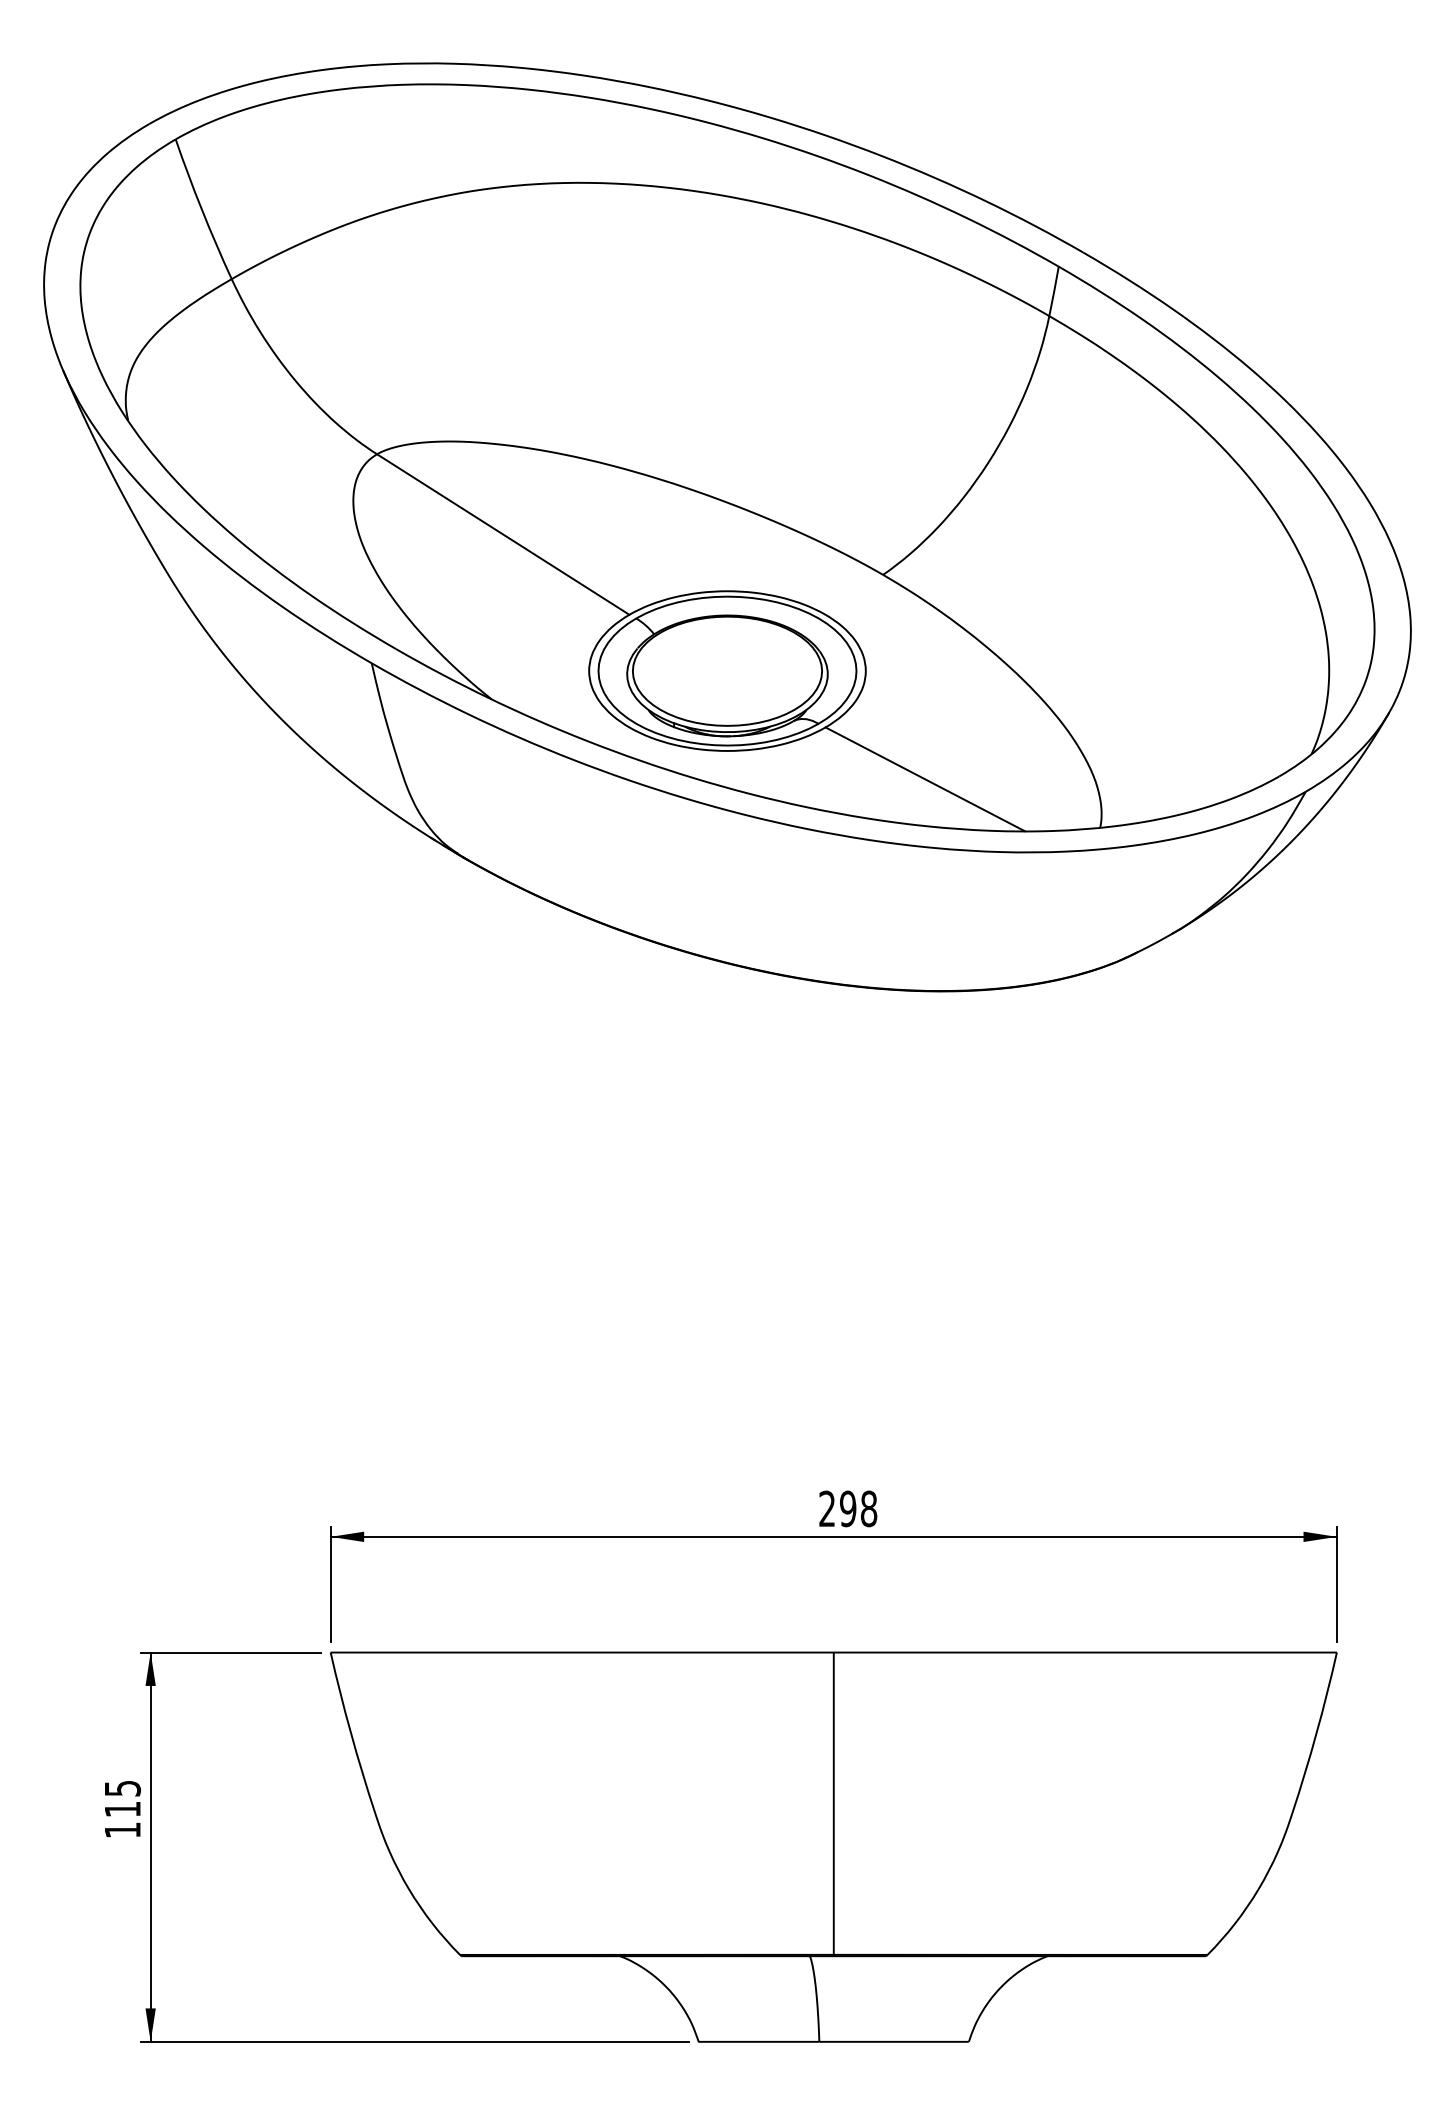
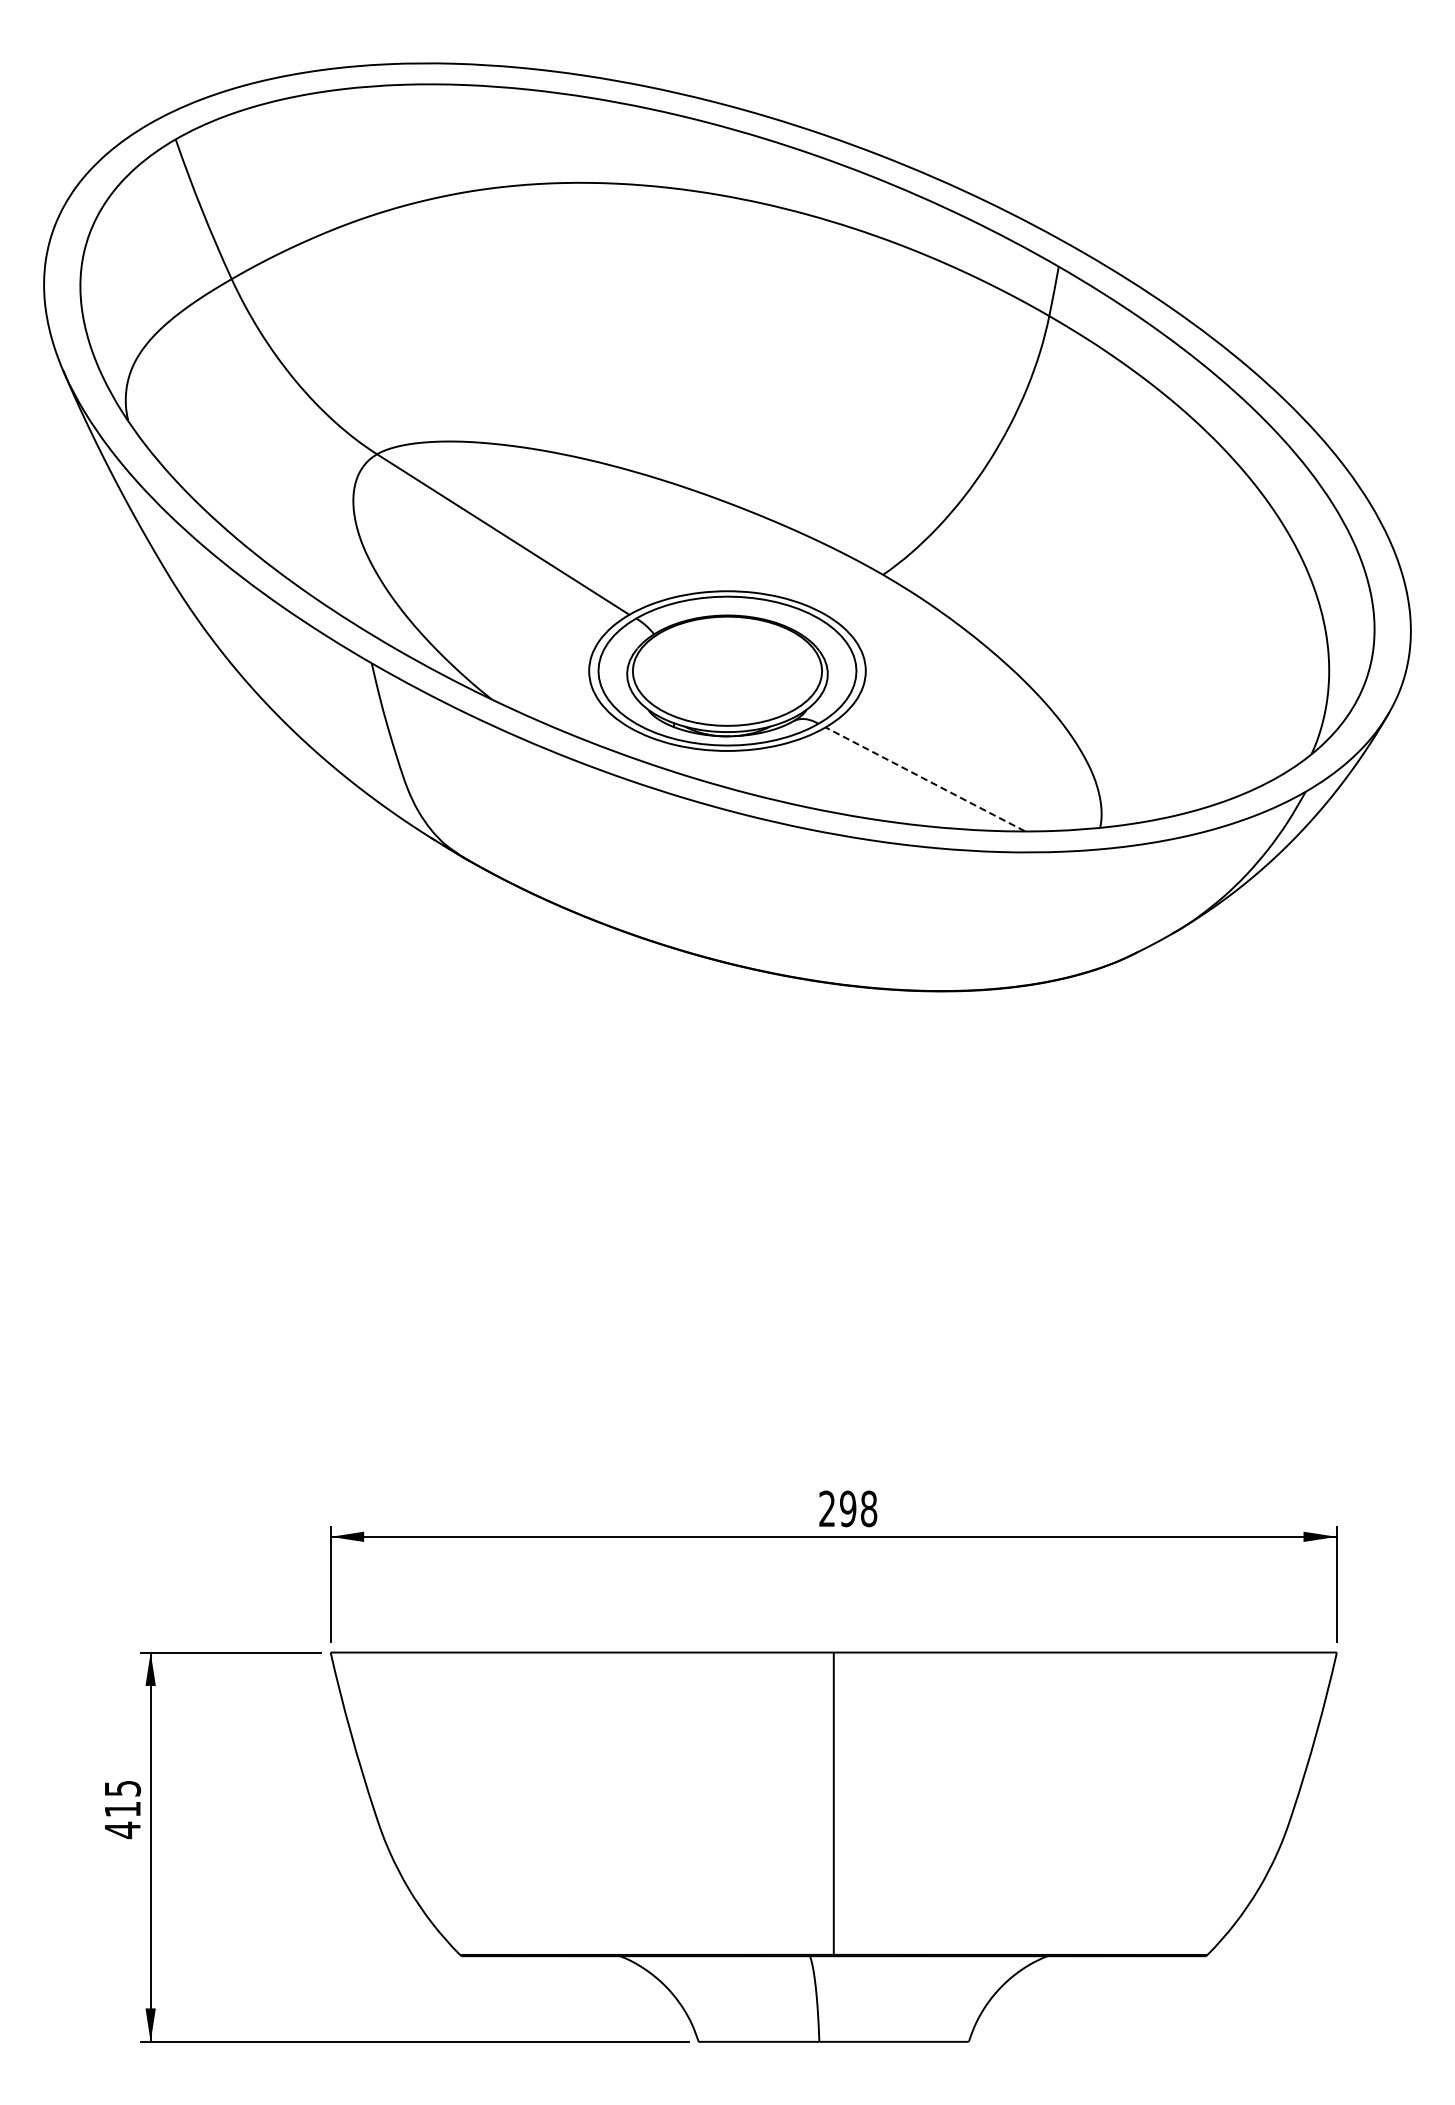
line: solid -> dashed (924, 779)
text: 115 -> 415 (122, 1830)
